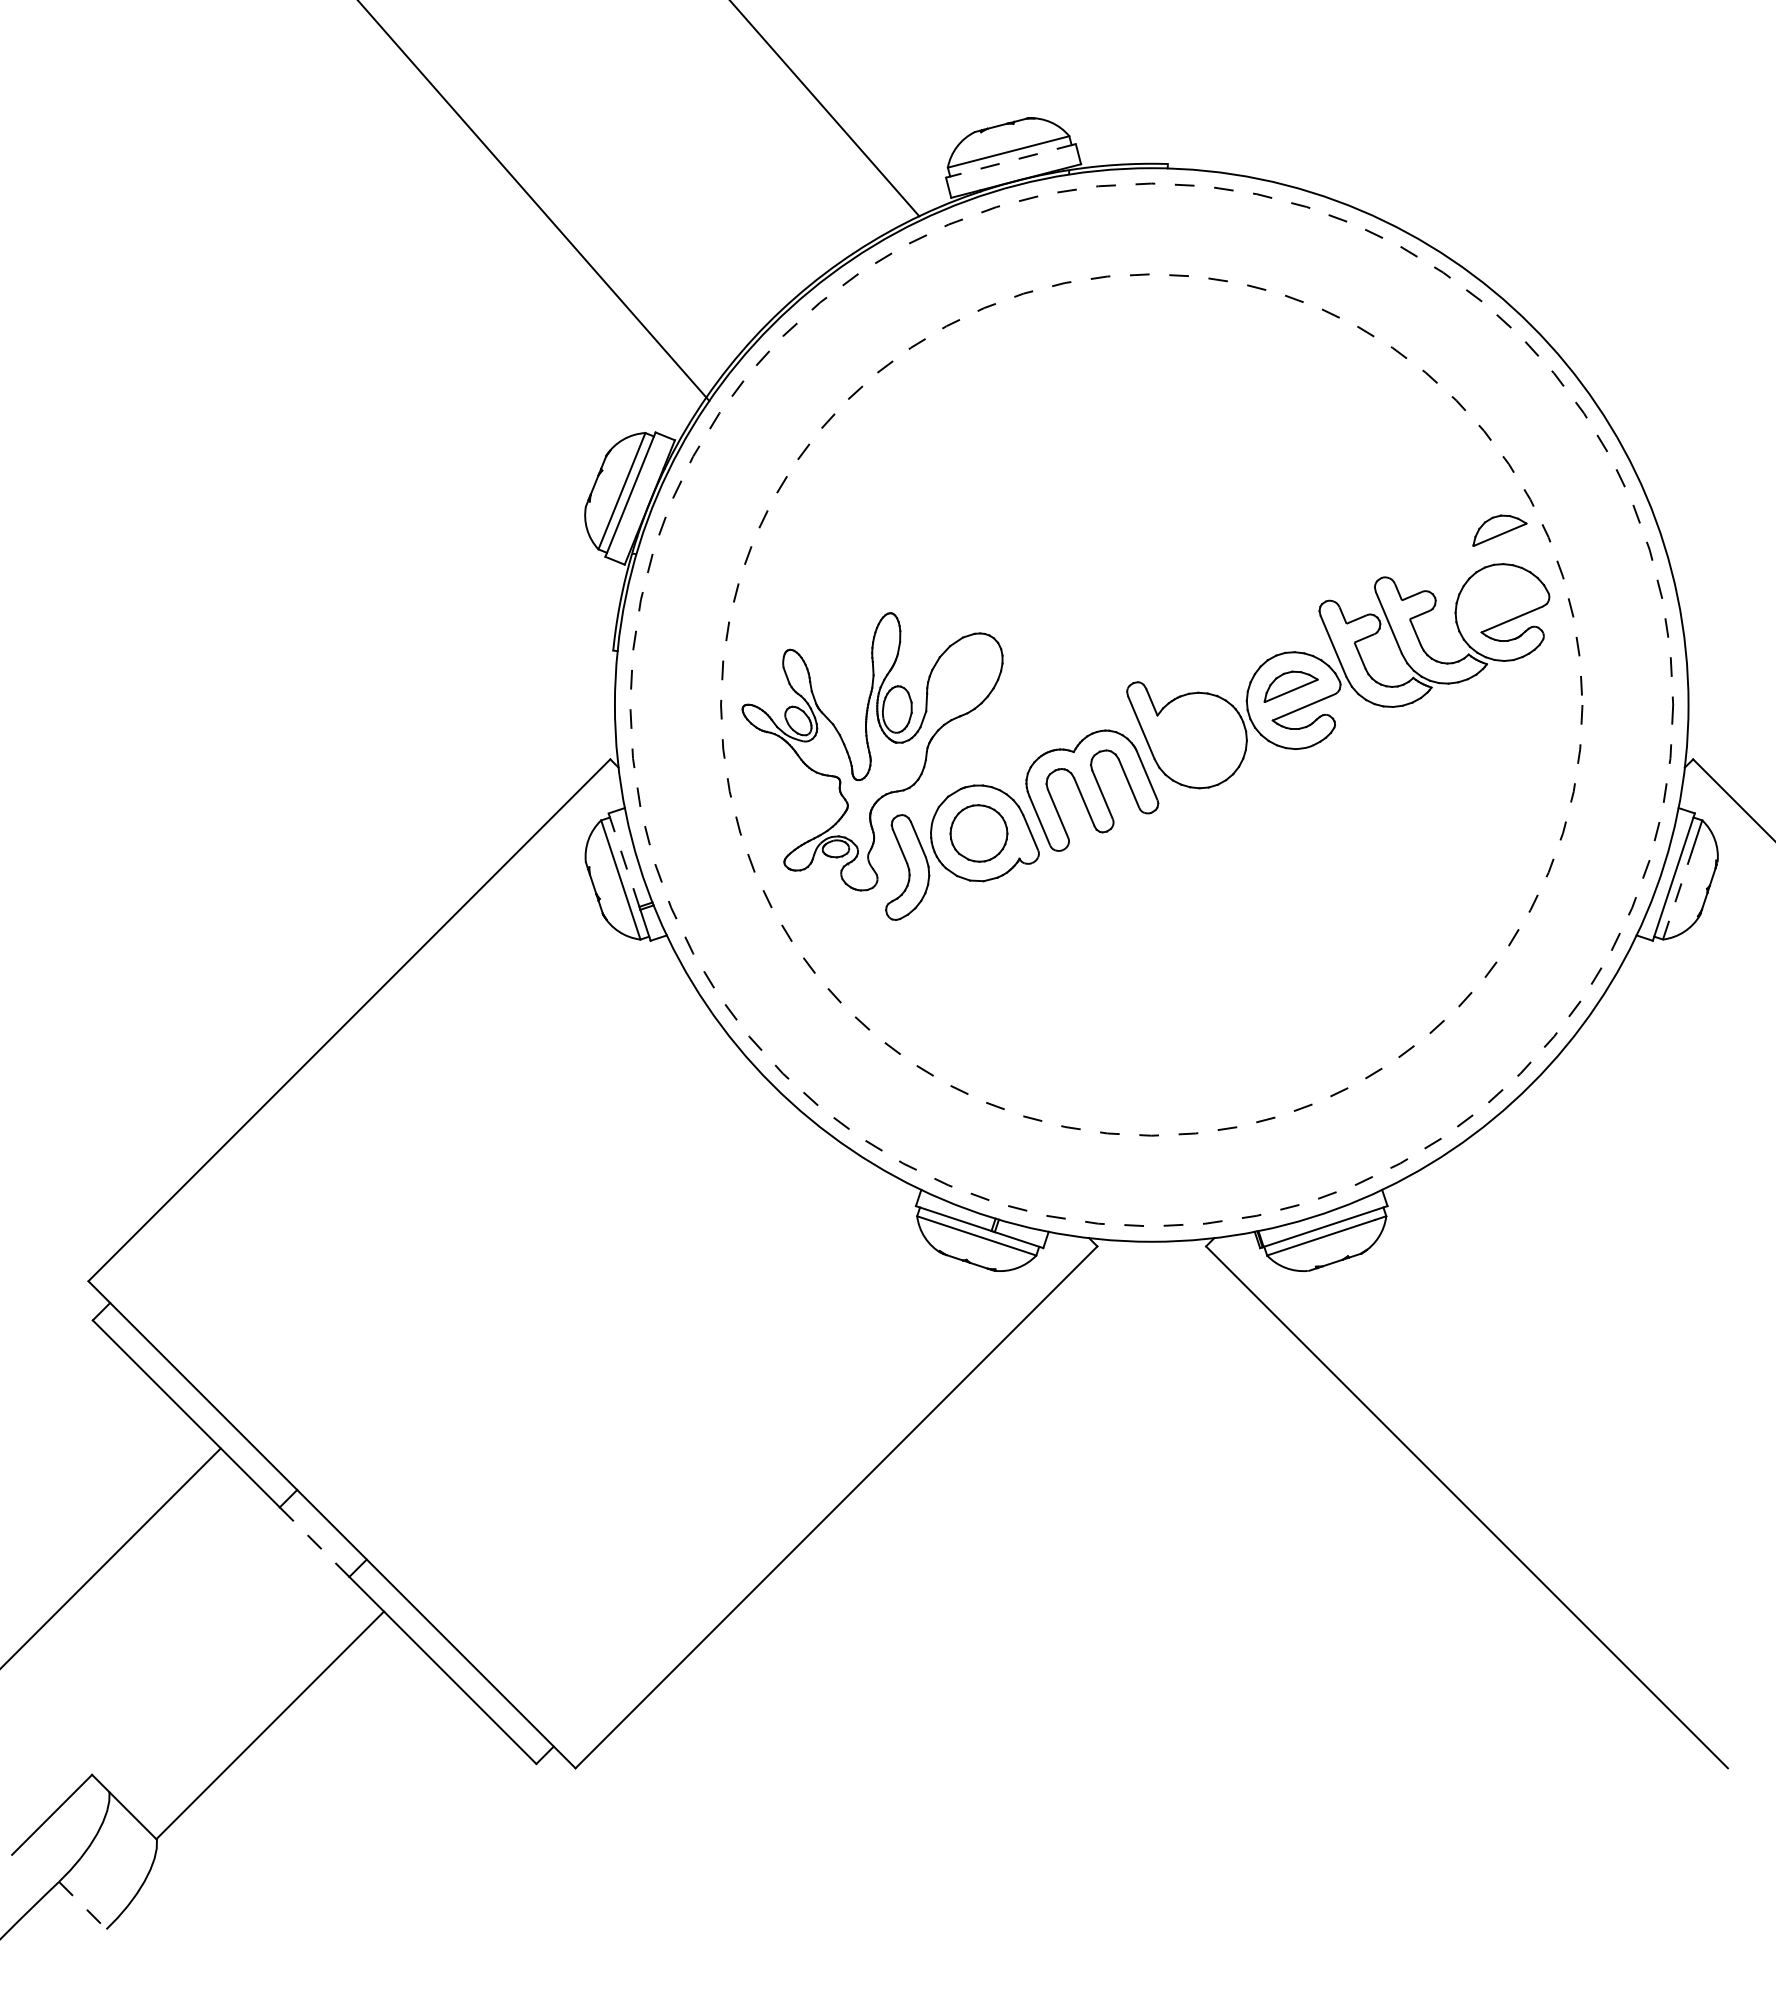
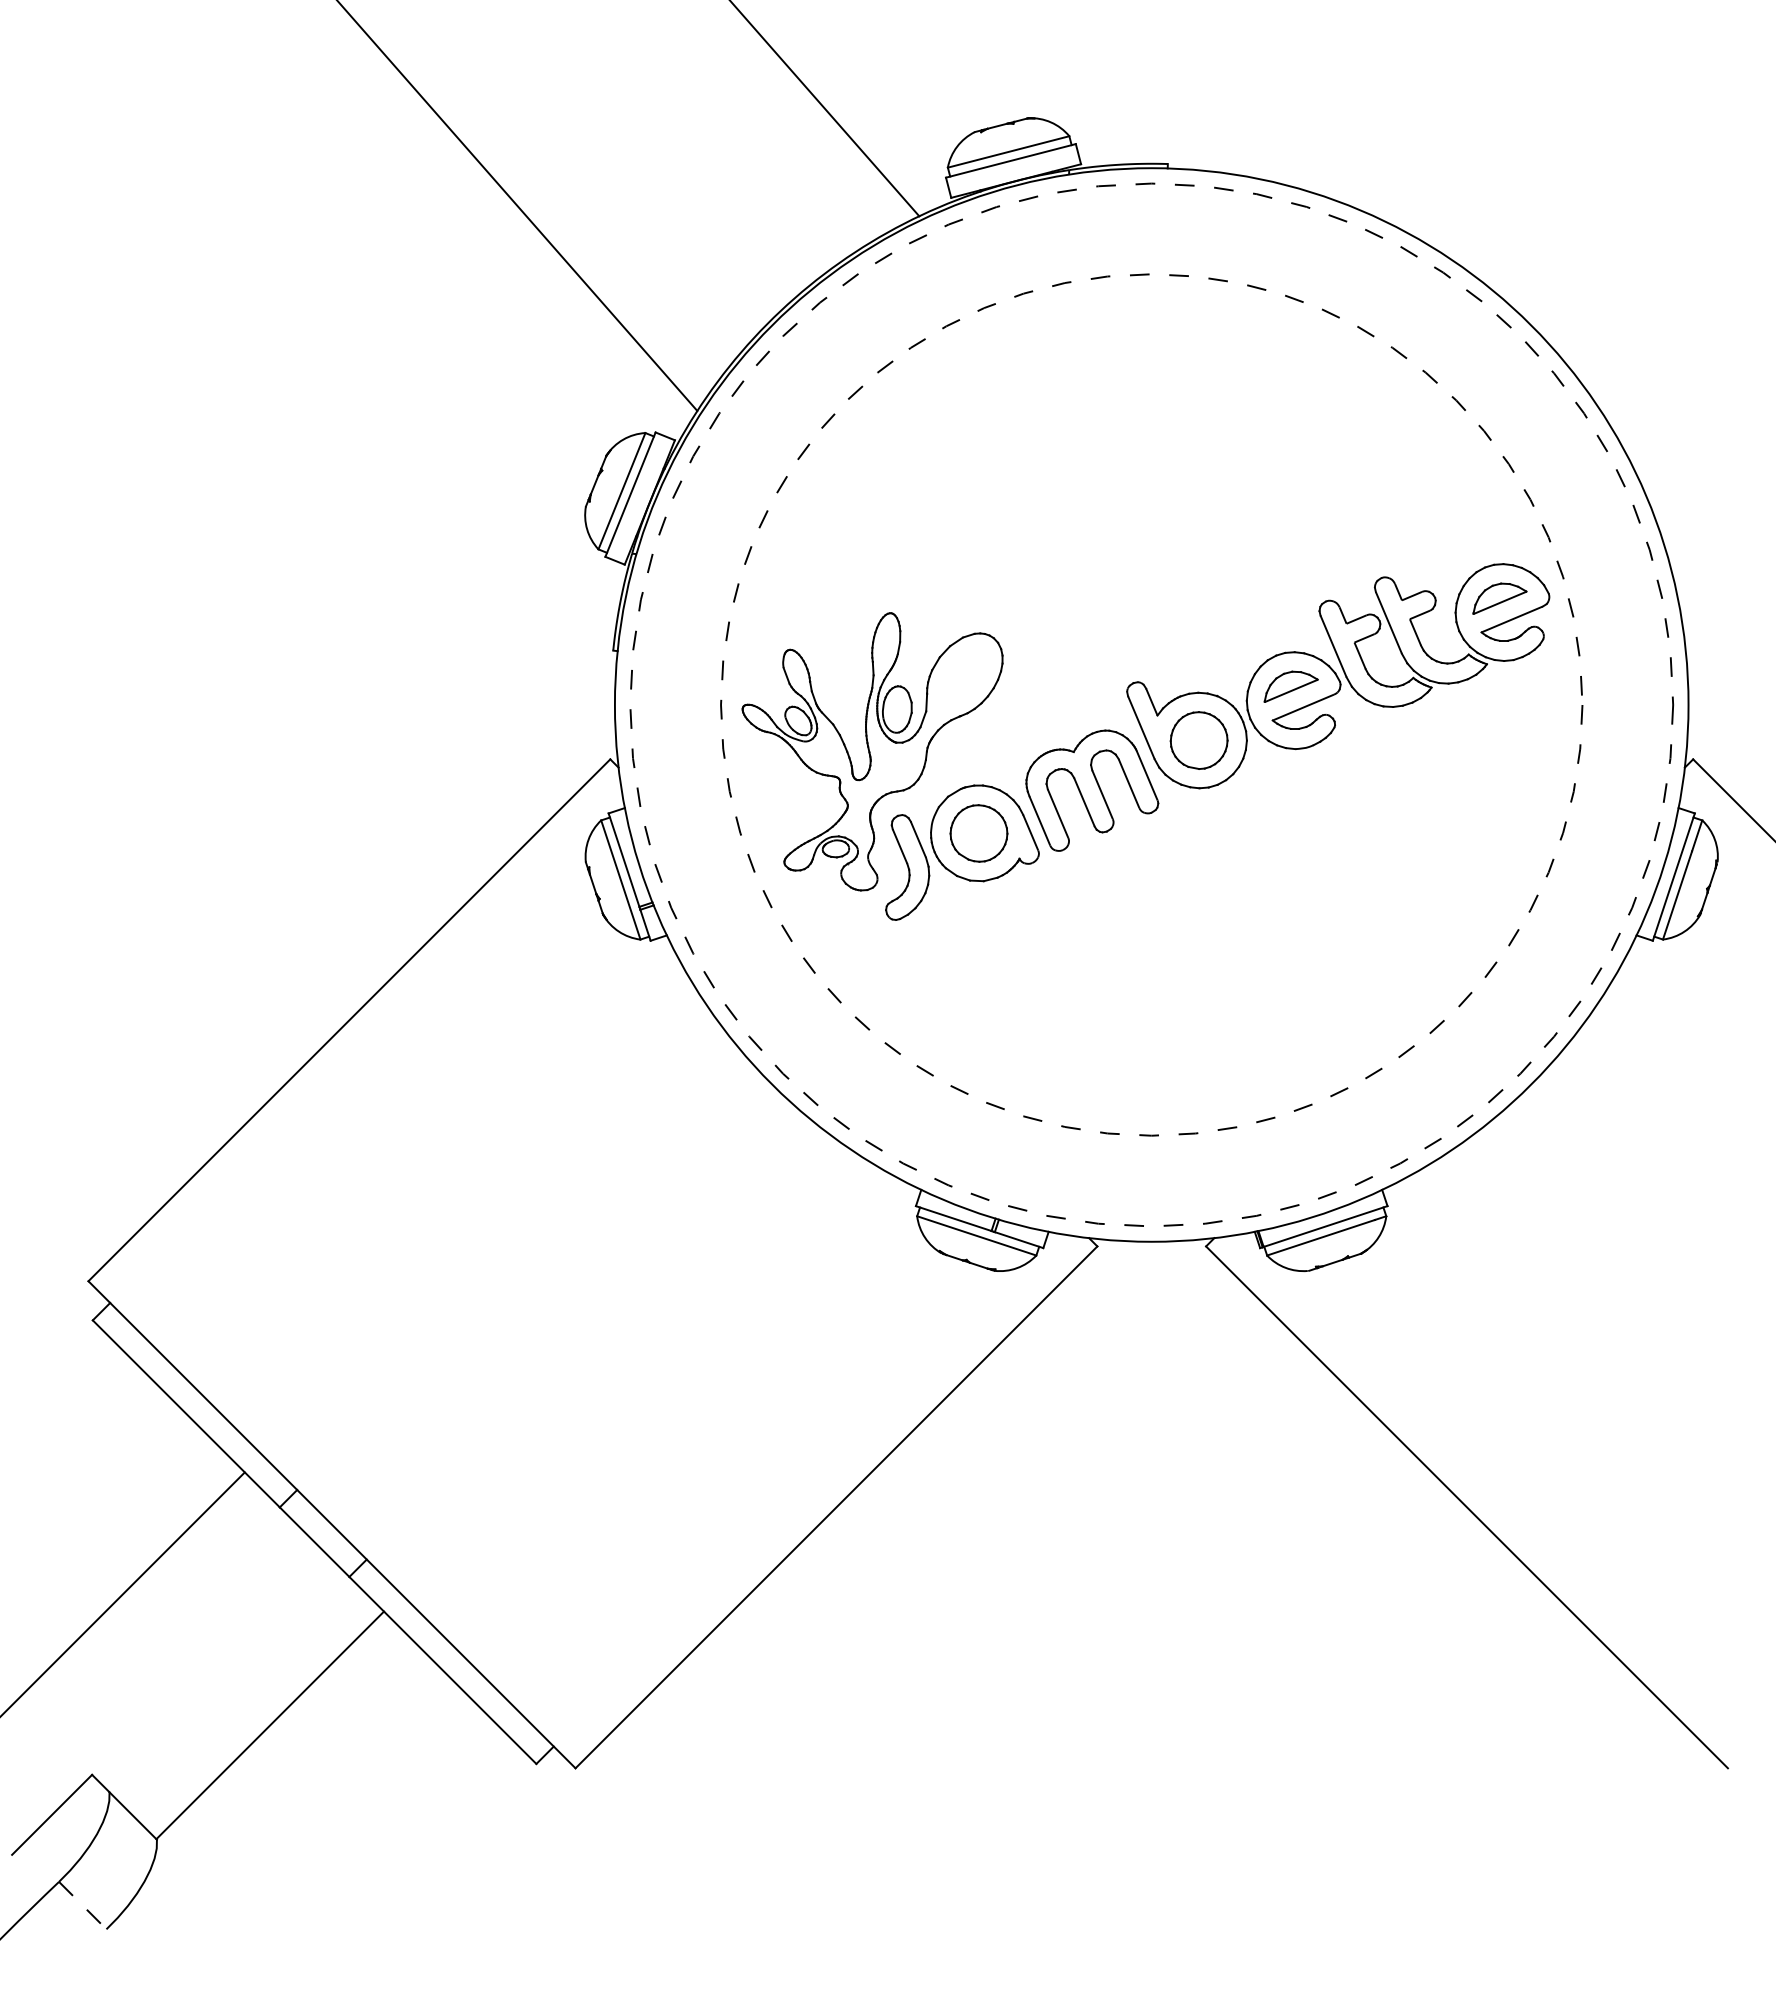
line: dashed -> solid (1010, 161)
line position: (534, 201) -> (518, 206) (518, 206)
part position: (1499, 530) -> (1499, 598) (1499, 598)
part: none -> present (1198, 740)
line: dashed -> solid (624, 860)
line: dashed -> solid (1677, 894)
line: dashed -> solid (314, 1541)
line position: (111, 1557) -> (123, 1593) (123, 1593)
